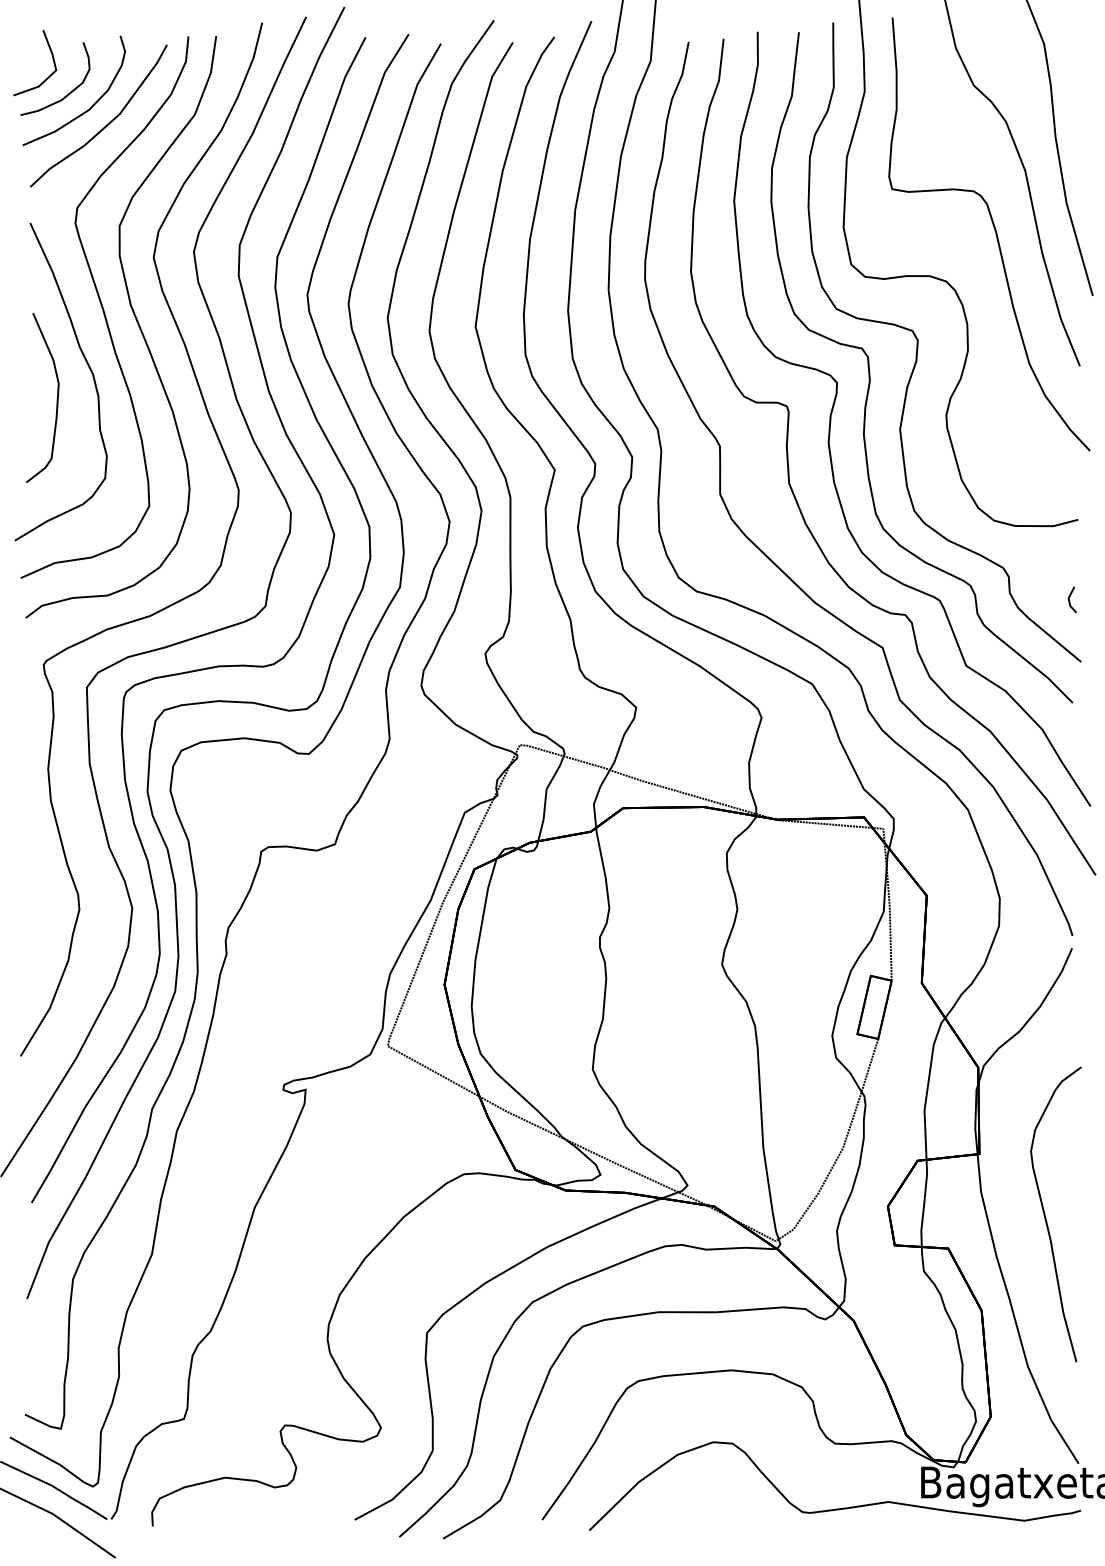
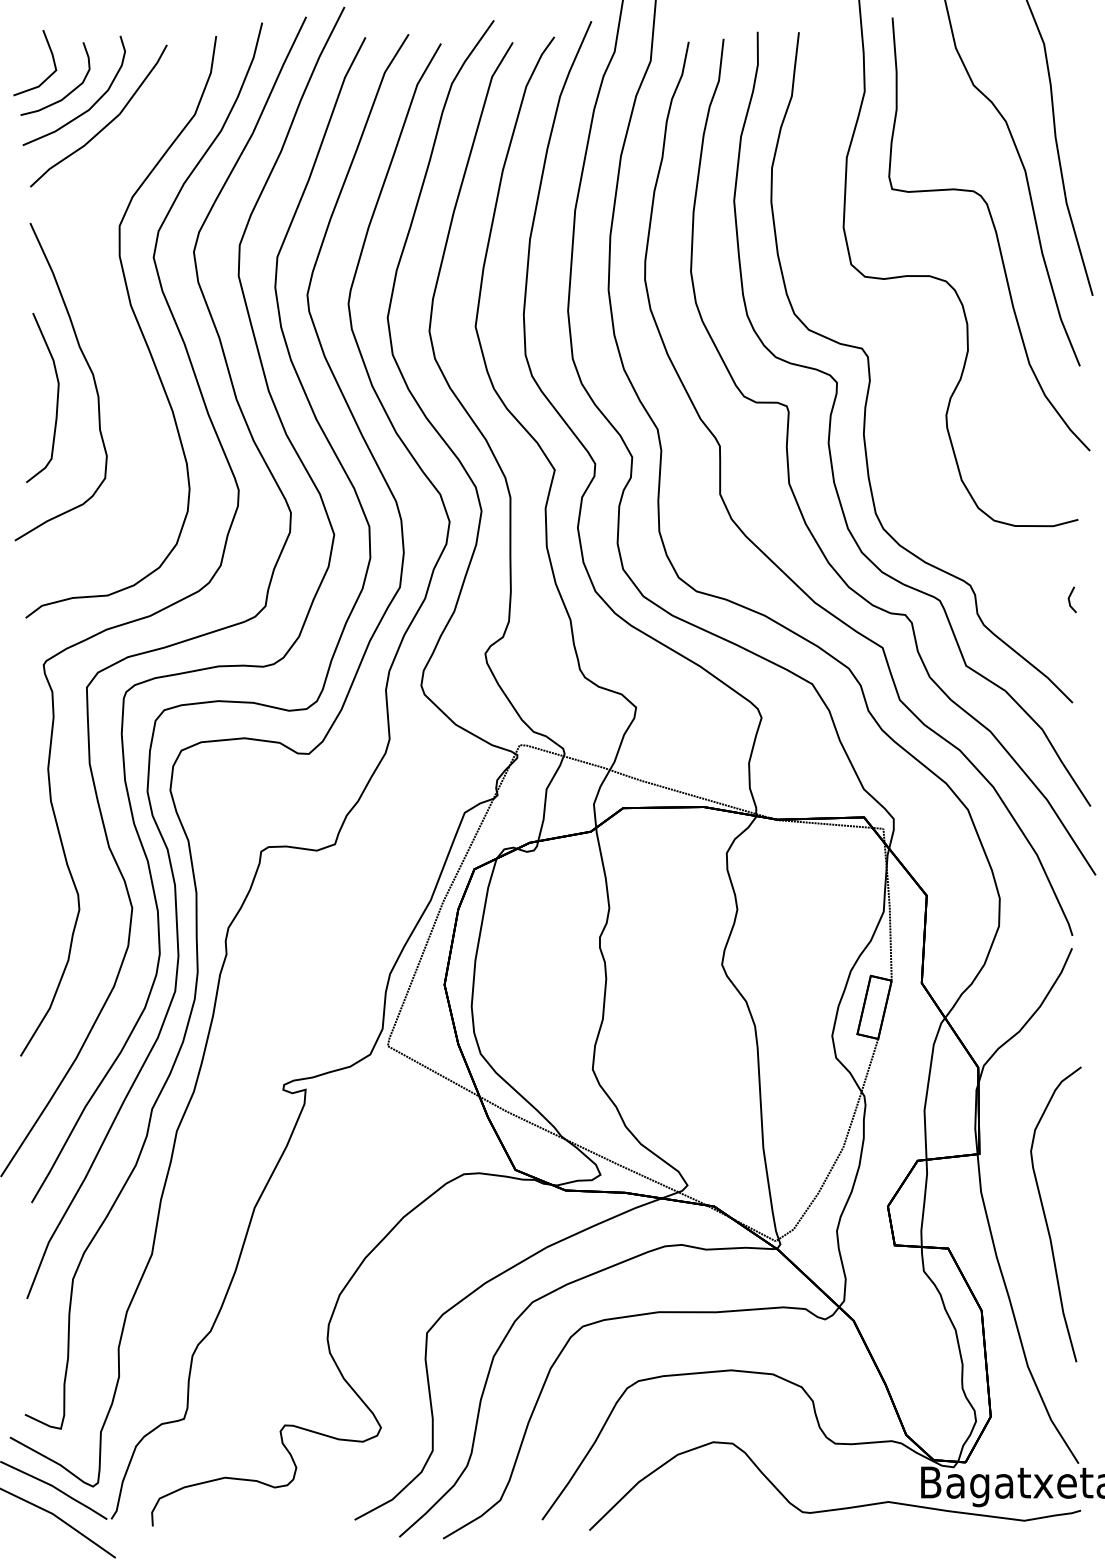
part: present -> none (104, 307)
part: present -> none (918, 342)
